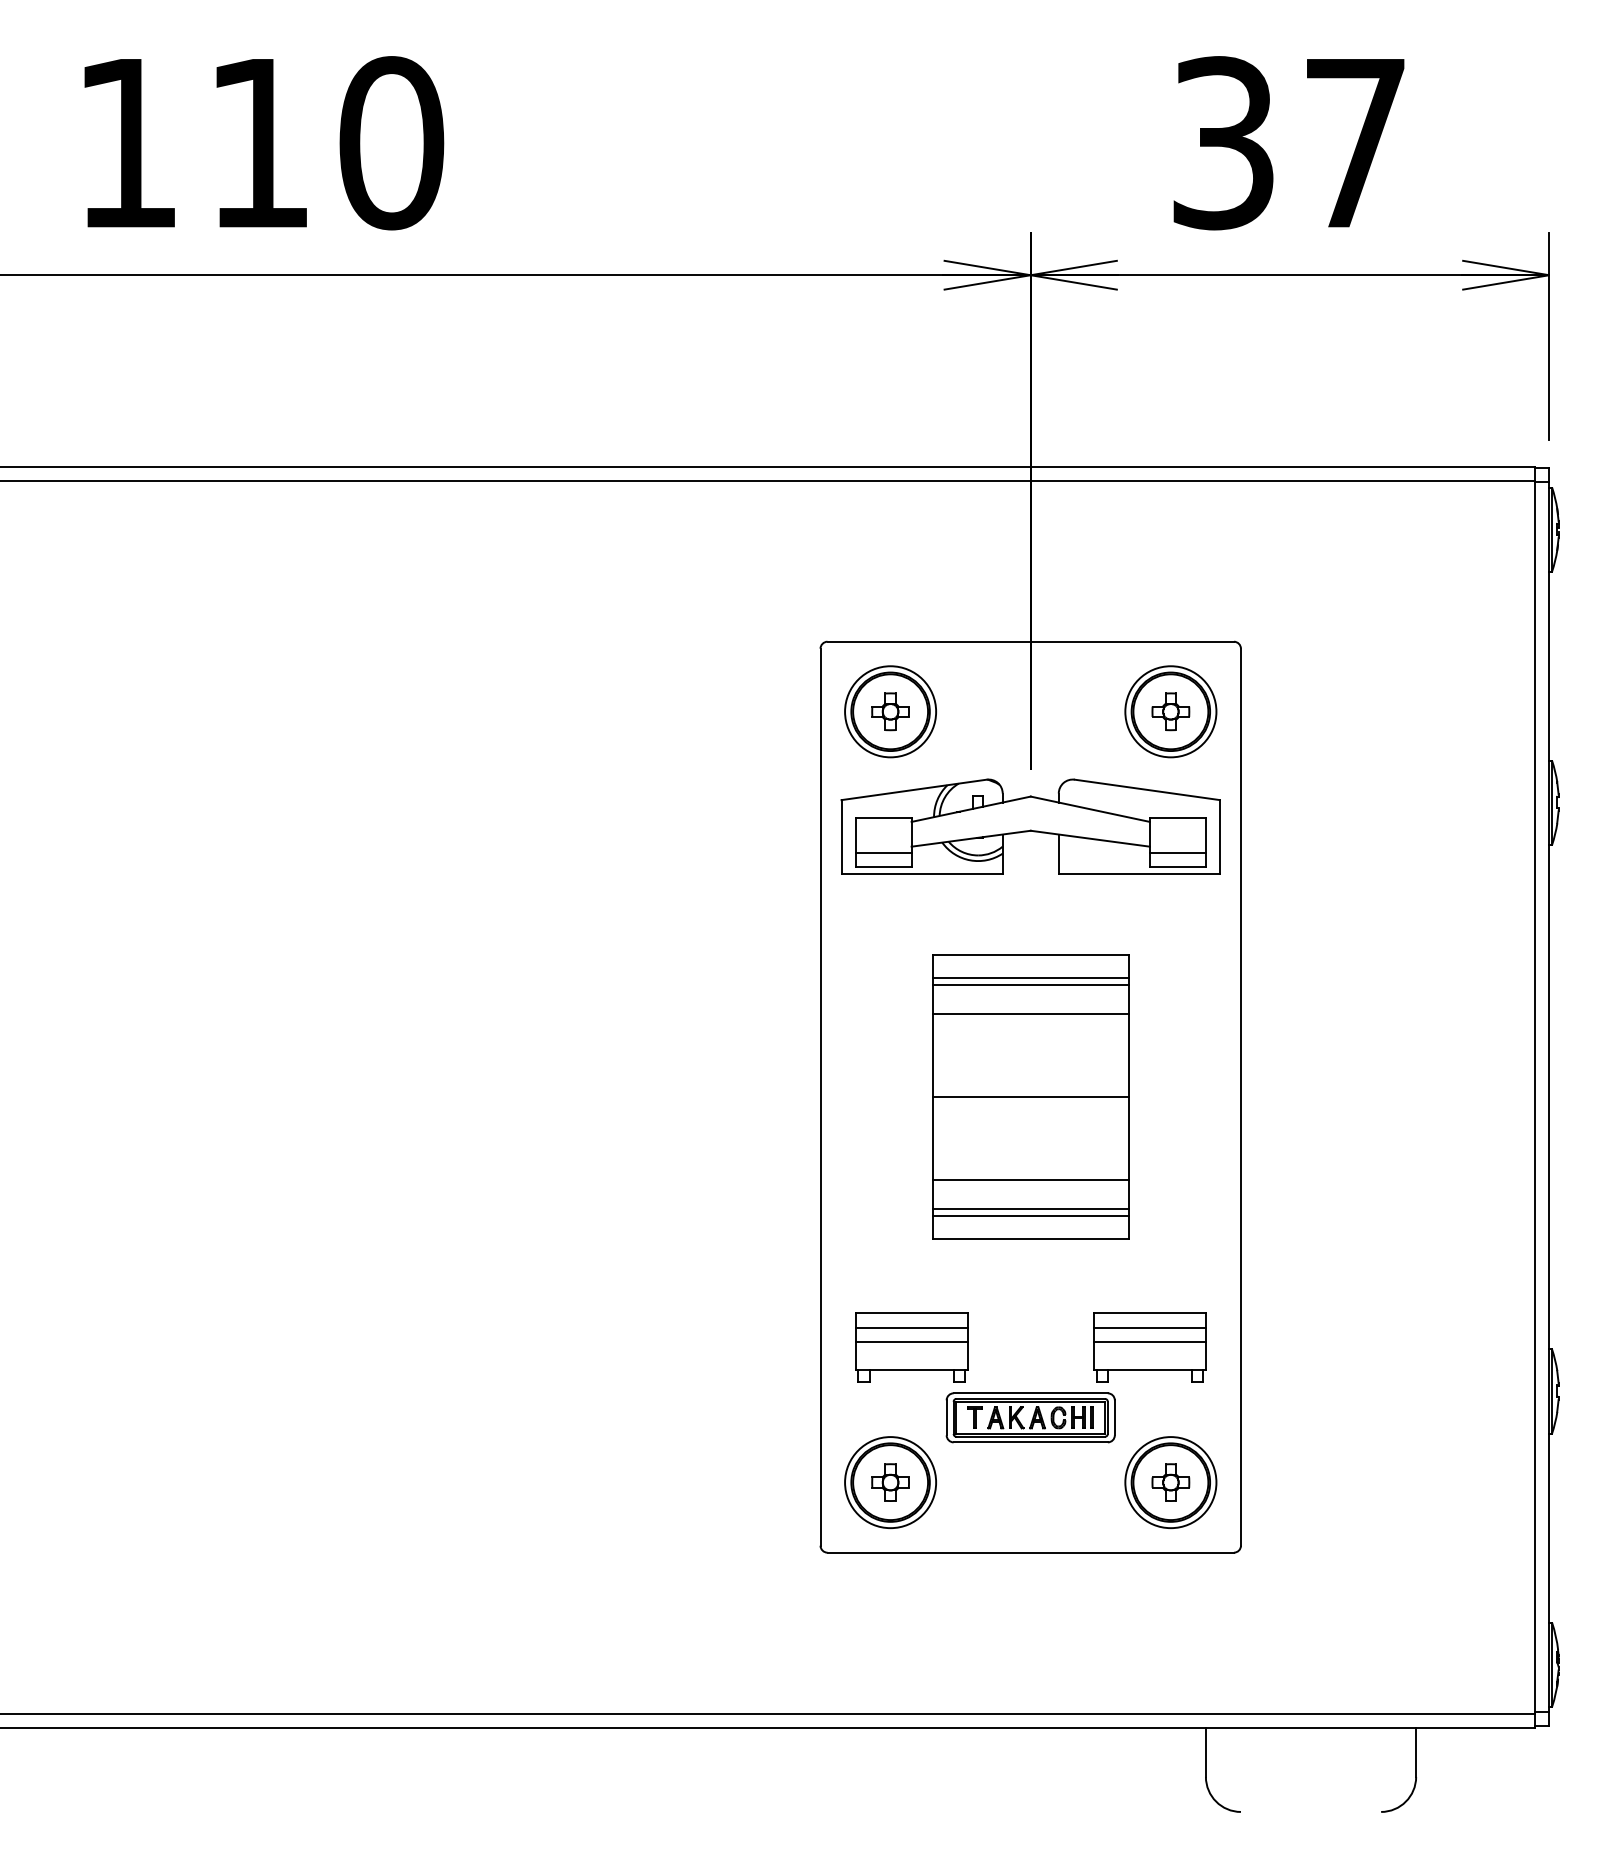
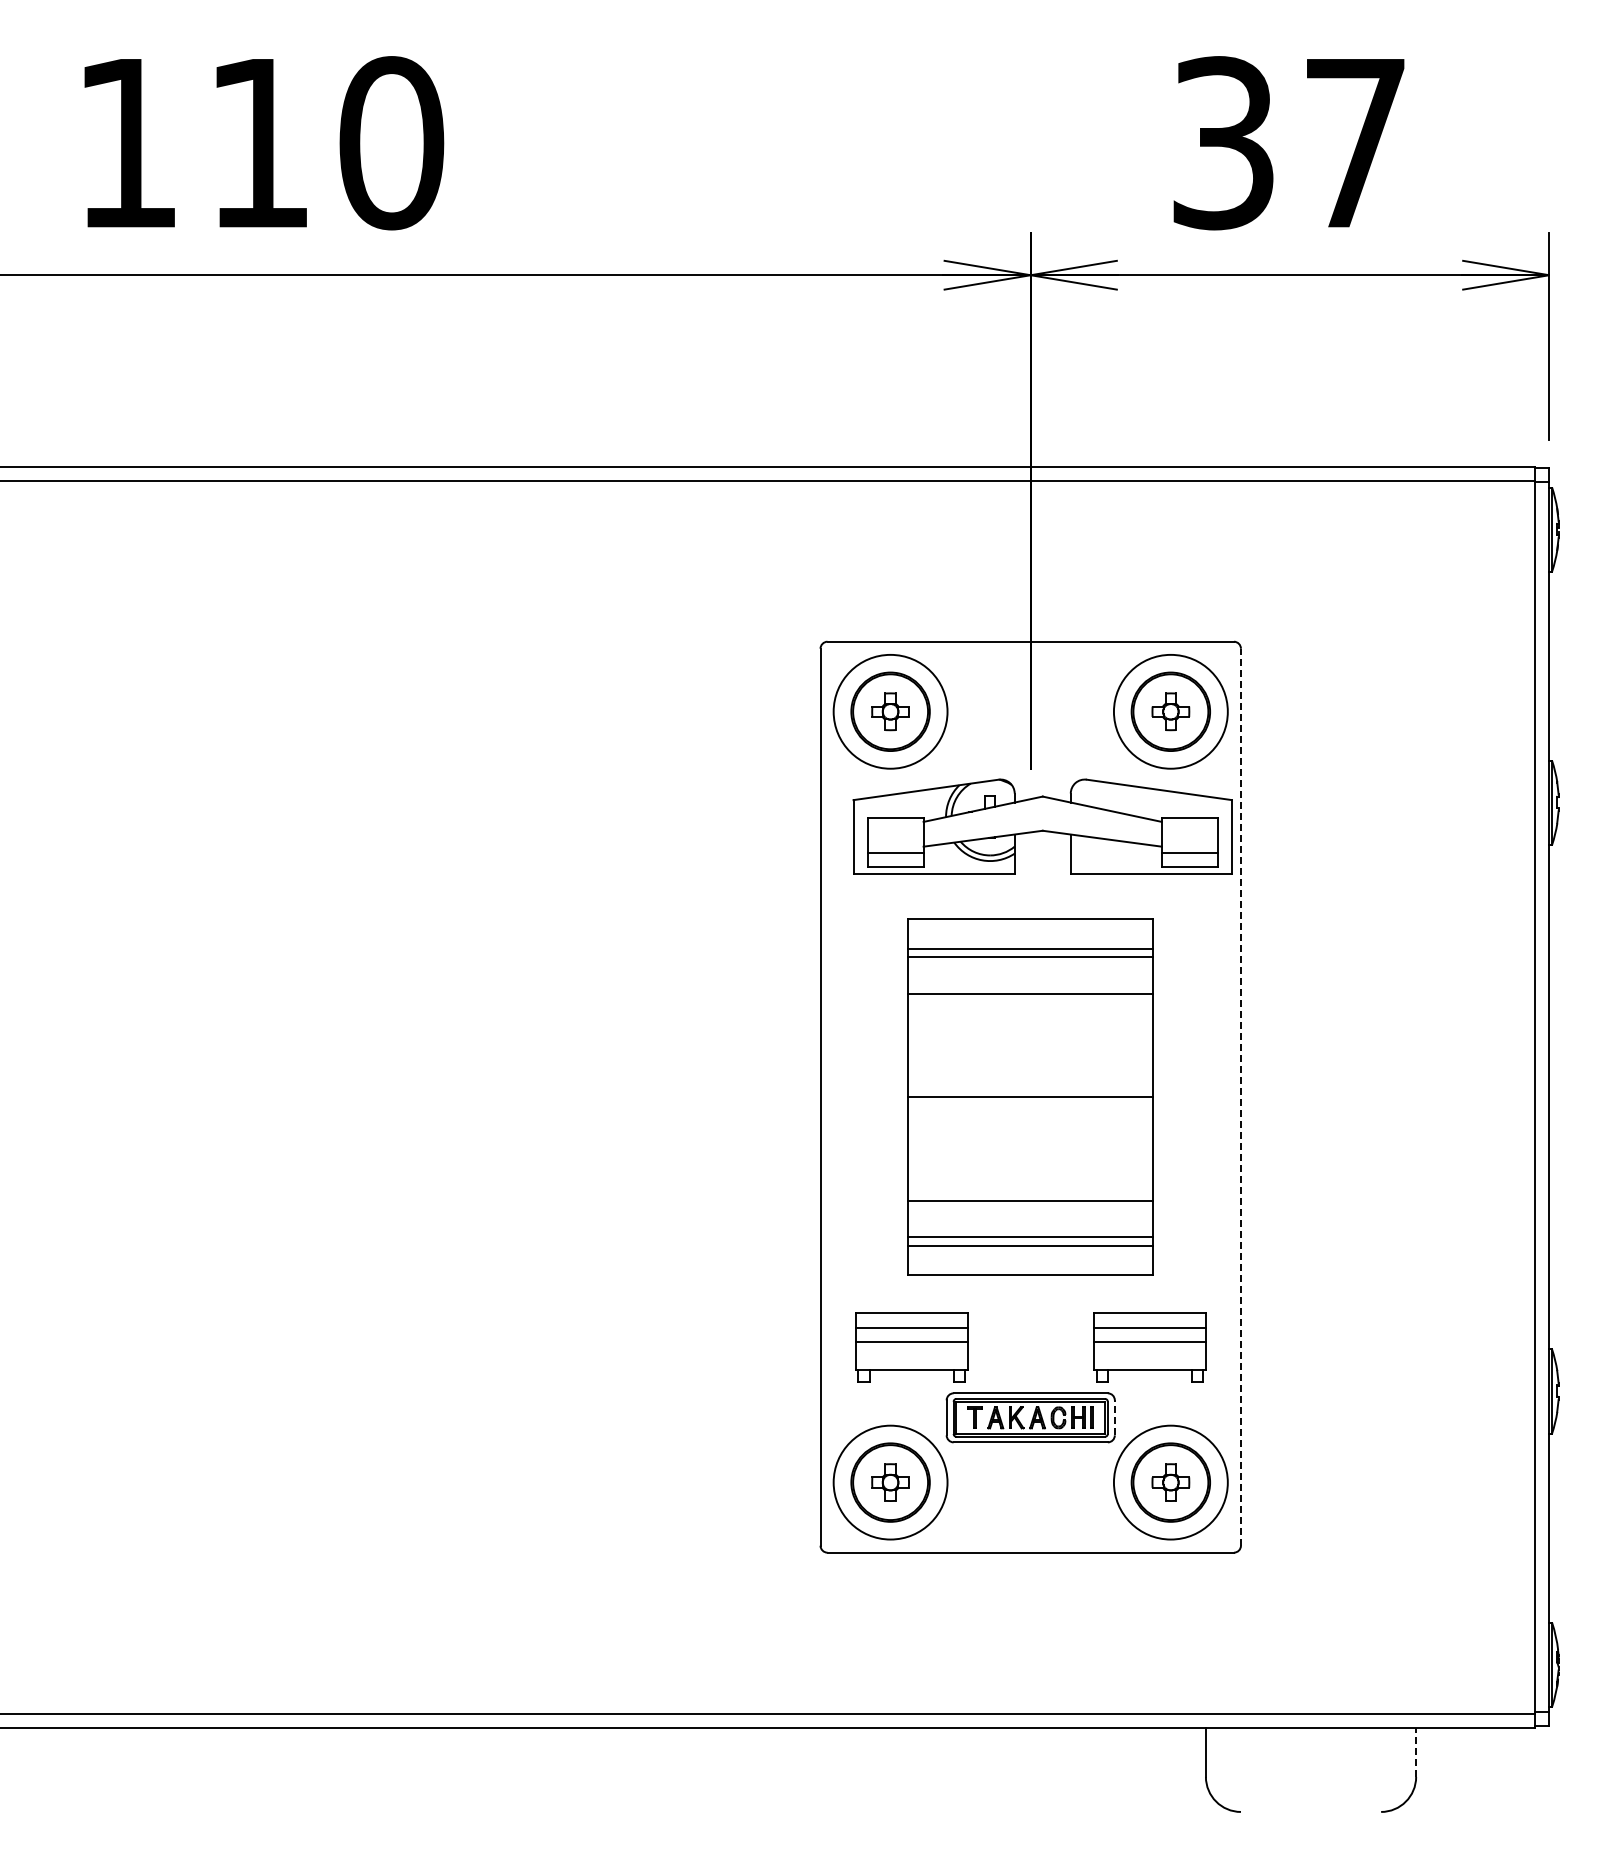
circle diameter: 91 px -> 114 px (890, 711)
circle diameter: 91 px -> 114 px (1170, 711)
part position: (1030, 826) -> (1042, 826) (1042, 826)
part size: 198x286 px -> 247x358 px (1030, 1096)
line: solid -> dashed (1240, 1096)
line: solid -> dashed (1114, 1417)
circle diameter: 91 px -> 114 px (890, 1482)
circle diameter: 91 px -> 114 px (1170, 1482)
line: solid -> dashed (1416, 1752)
